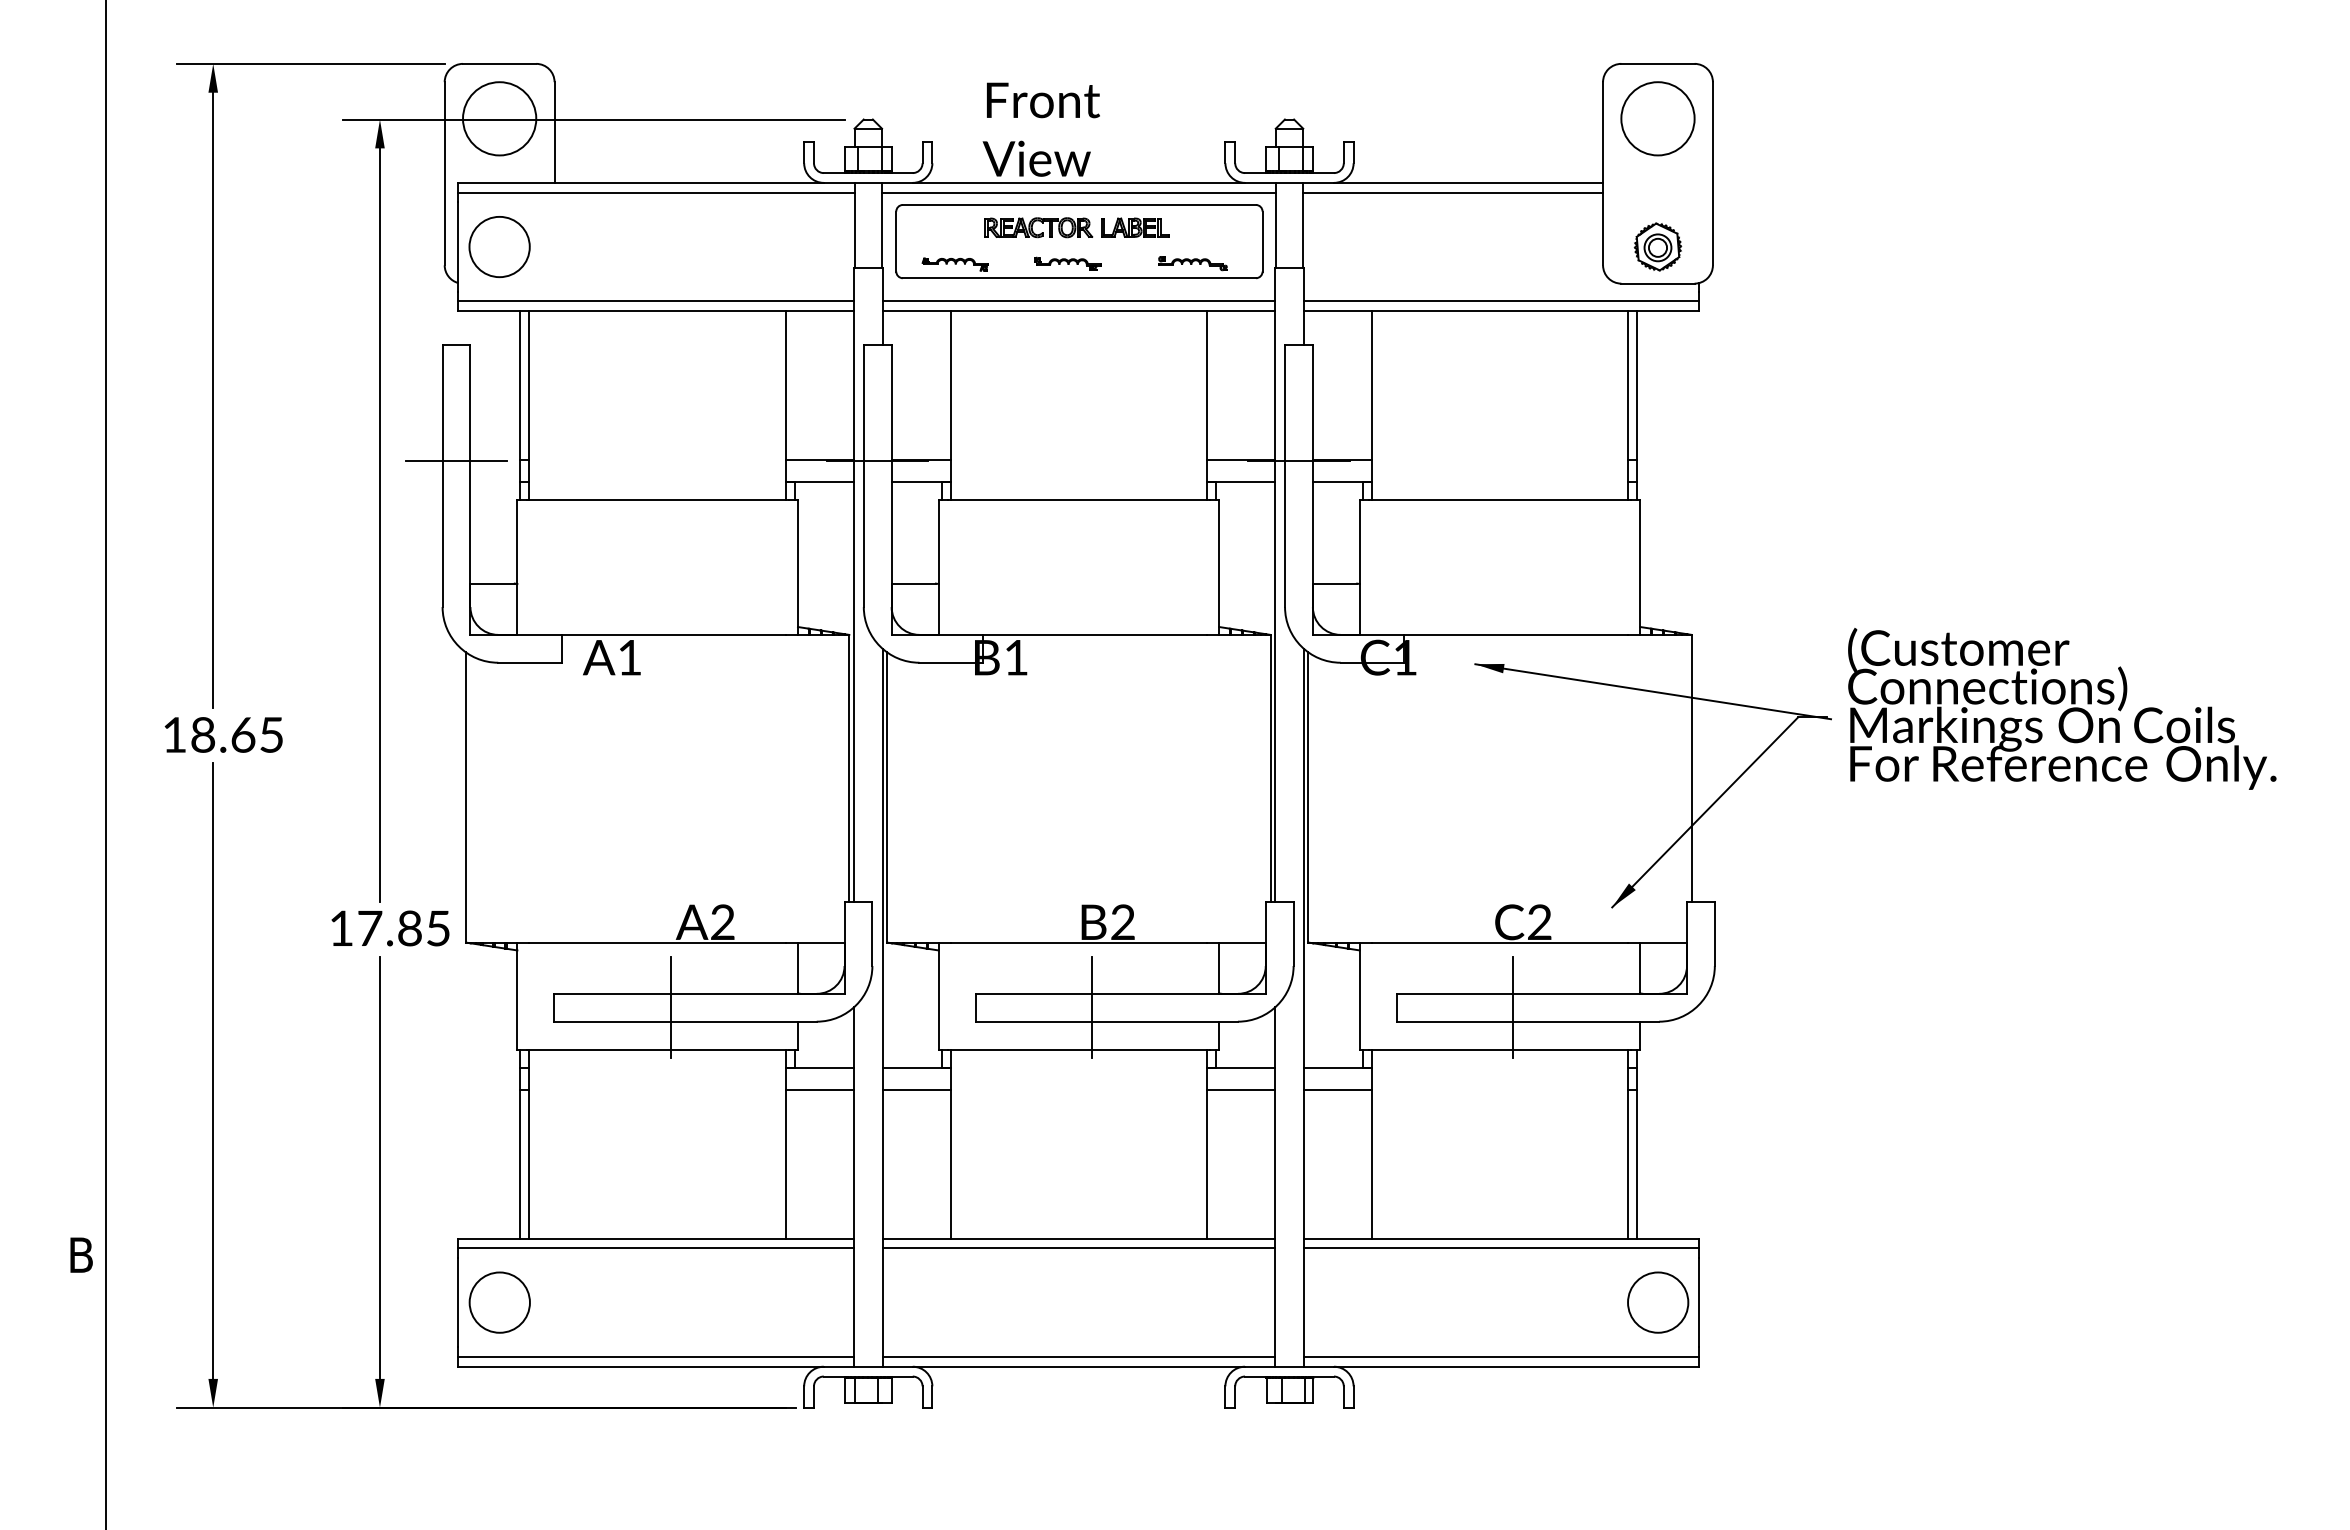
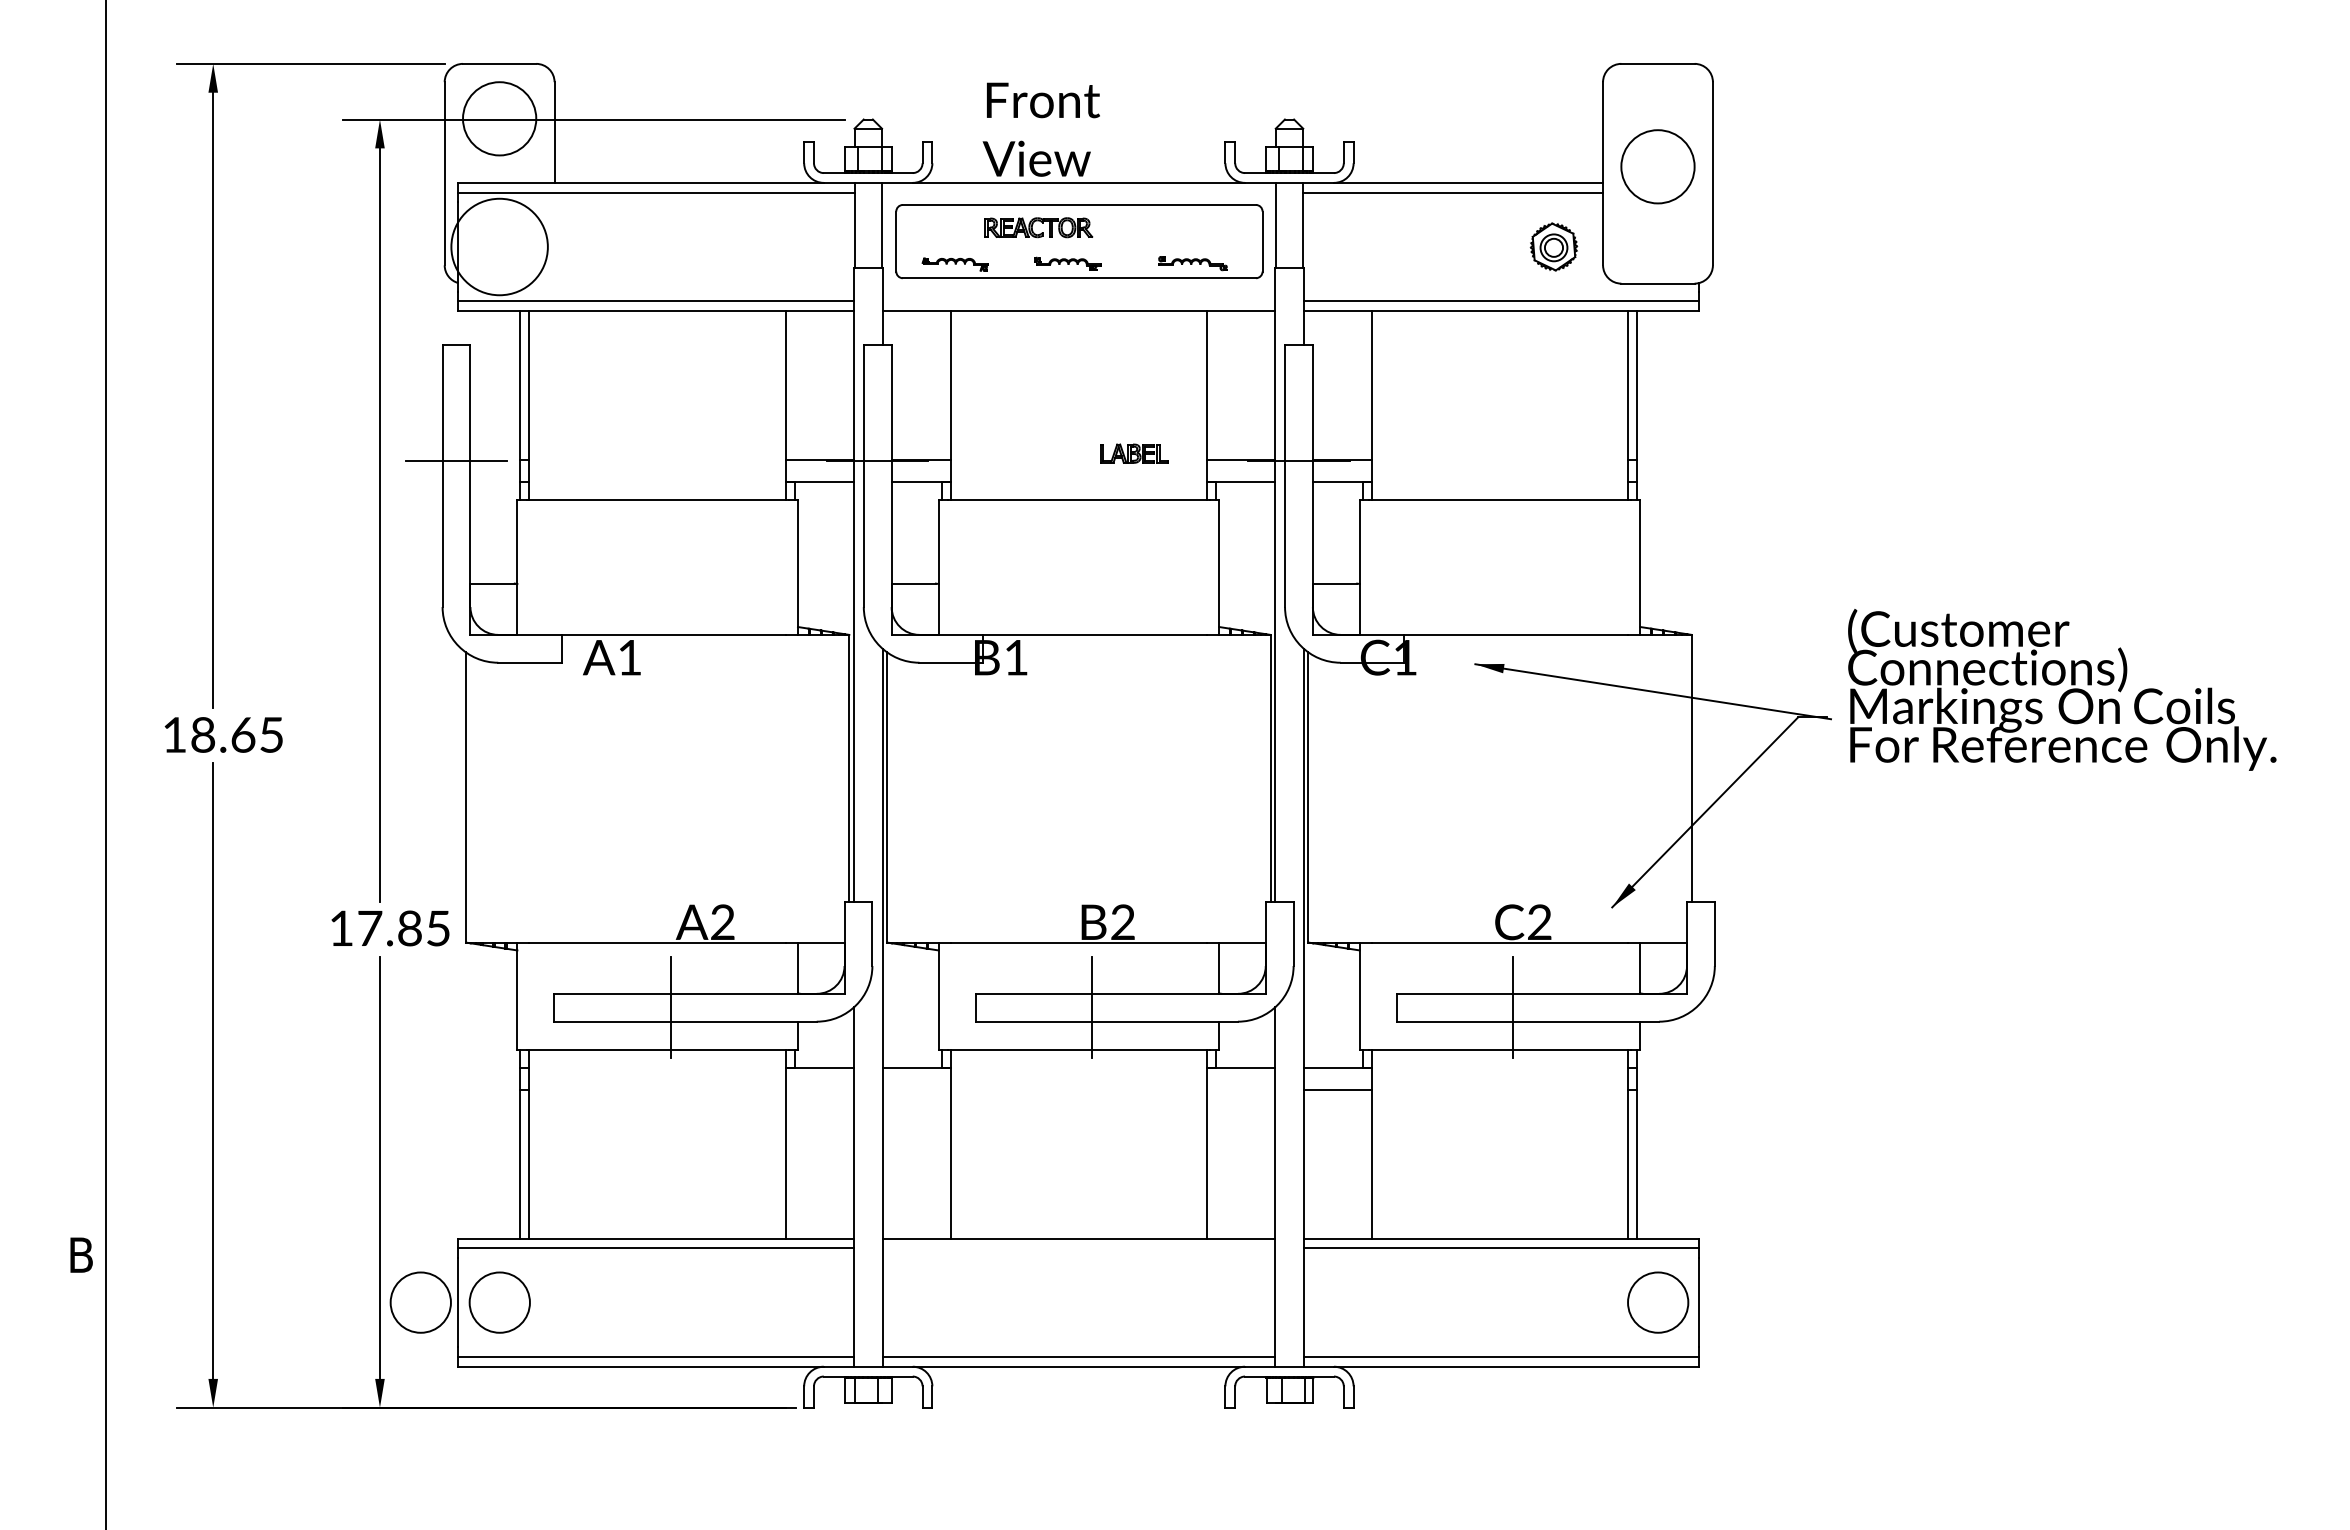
circle position: (1657, 118) -> (1657, 166) (1657, 166)
line: present -> none (1078, 192)
part position: (1135, 227) -> (1134, 453) (1134, 453)
circle diameter: 60 px -> 96 px (499, 246)
part position: (1657, 246) -> (1553, 246) (1553, 246)
line: present -> none (1078, 301)
text position: (2062, 708) -> (2062, 689) (2062, 689)
line: present -> none (819, 1089)
line: present -> none (916, 1089)
line: present -> none (1241, 1089)
line: present -> none (1078, 1248)
circle: none -> present (420, 1302)
